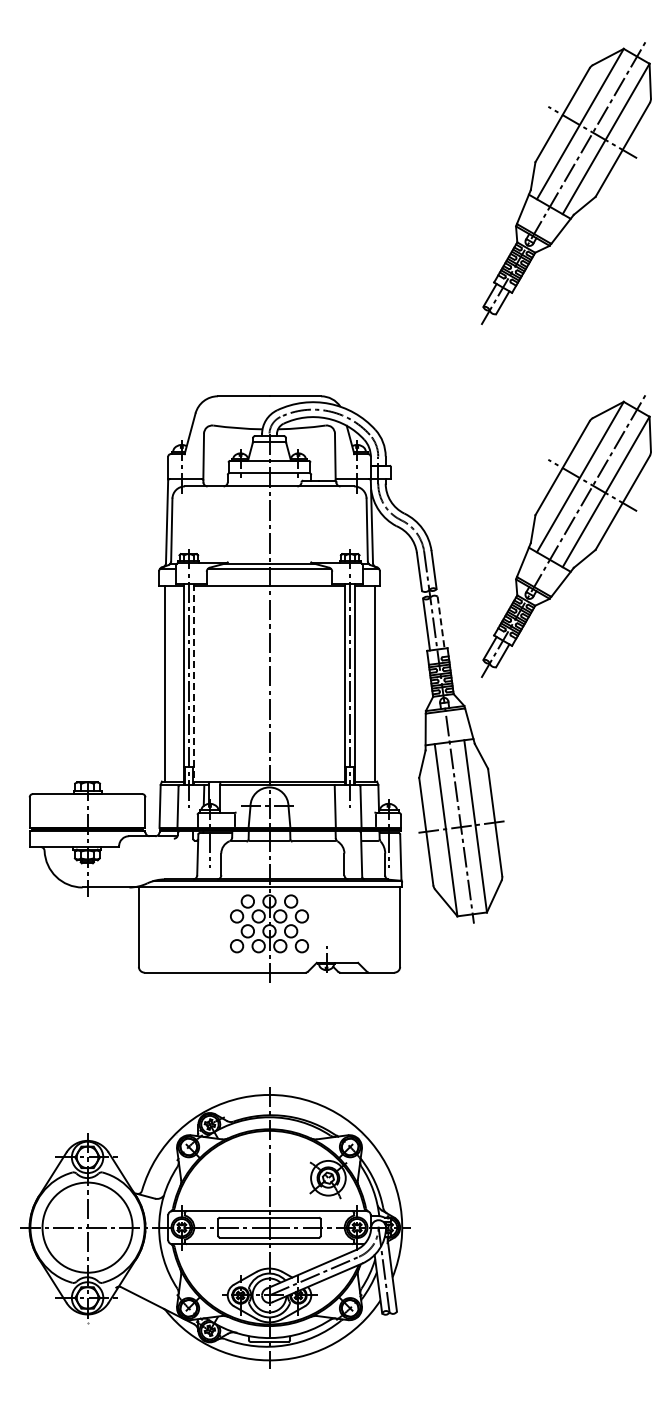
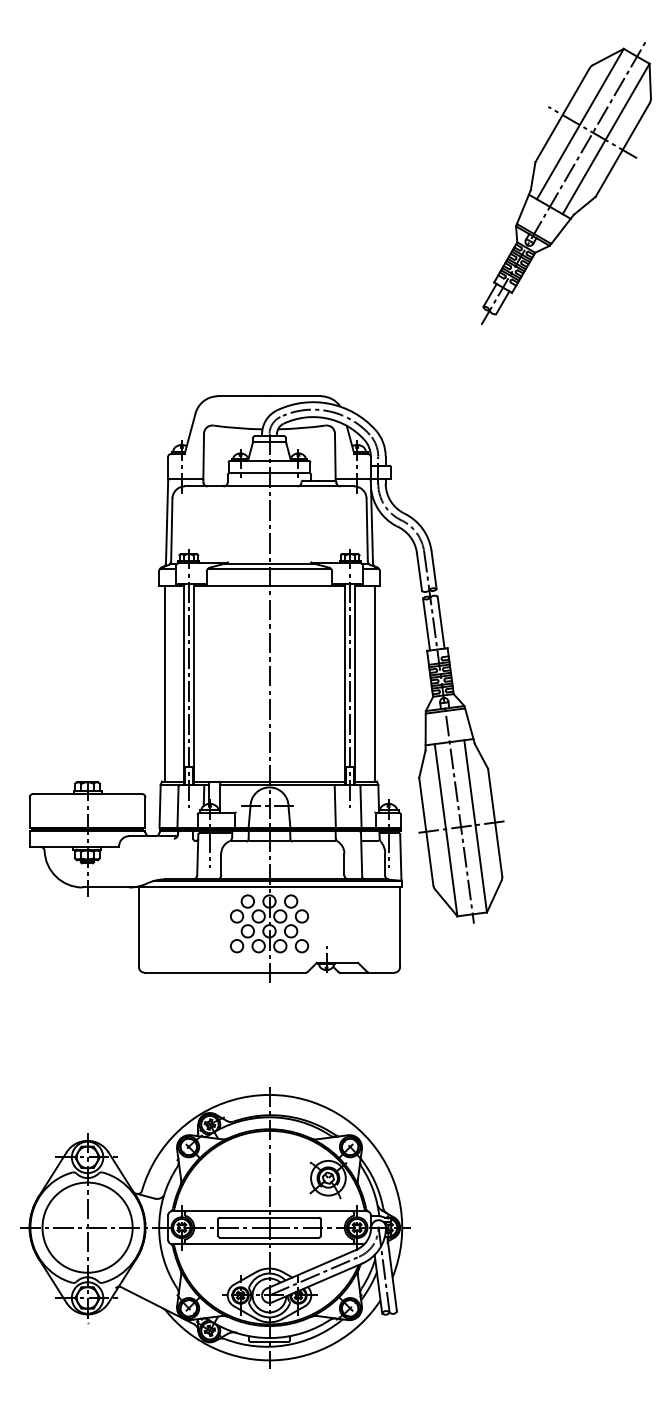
part: present -> none (566, 536)
line: dashed -> solid (441, 623)
line: dashed -> solid (193, 684)
